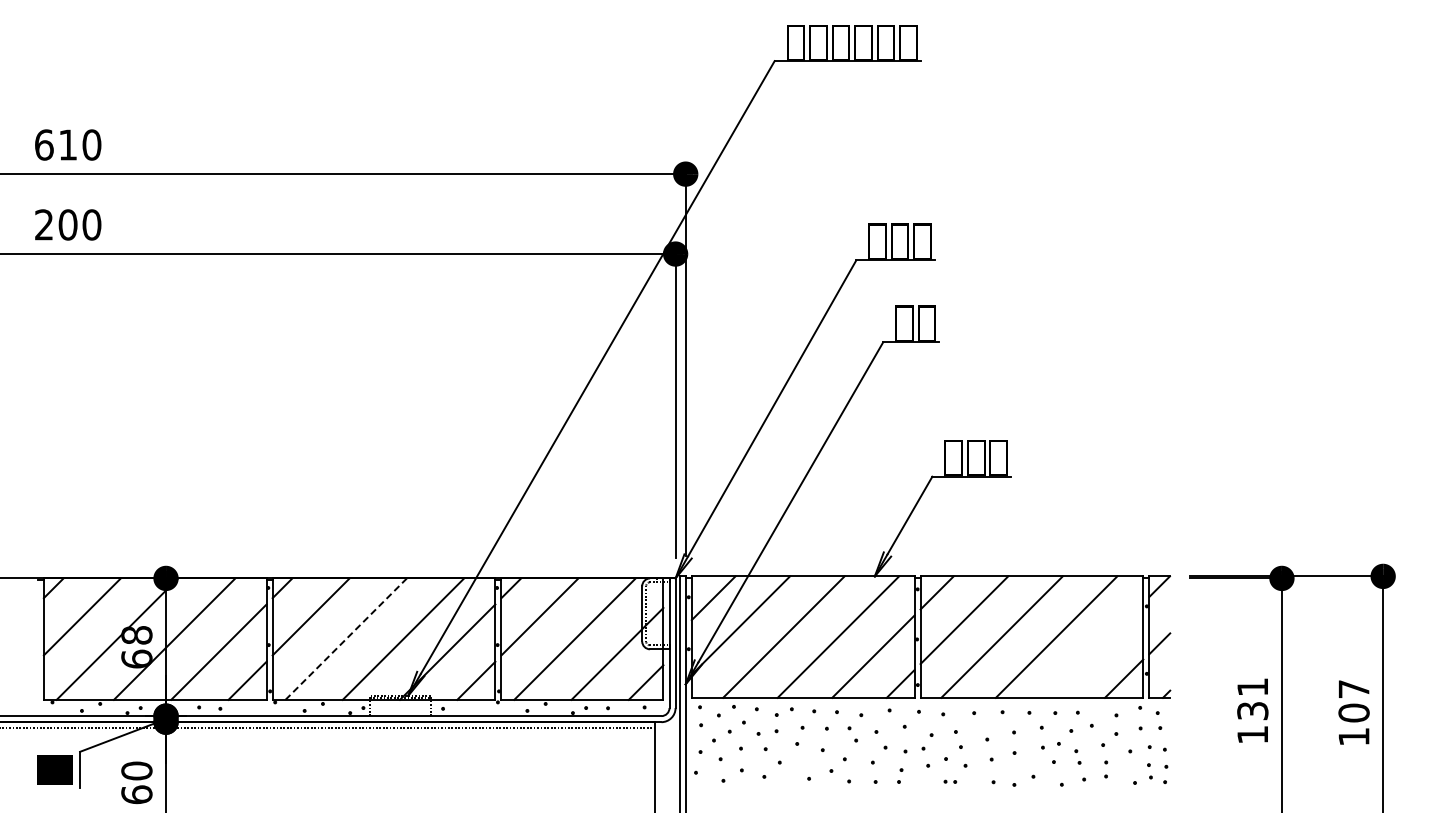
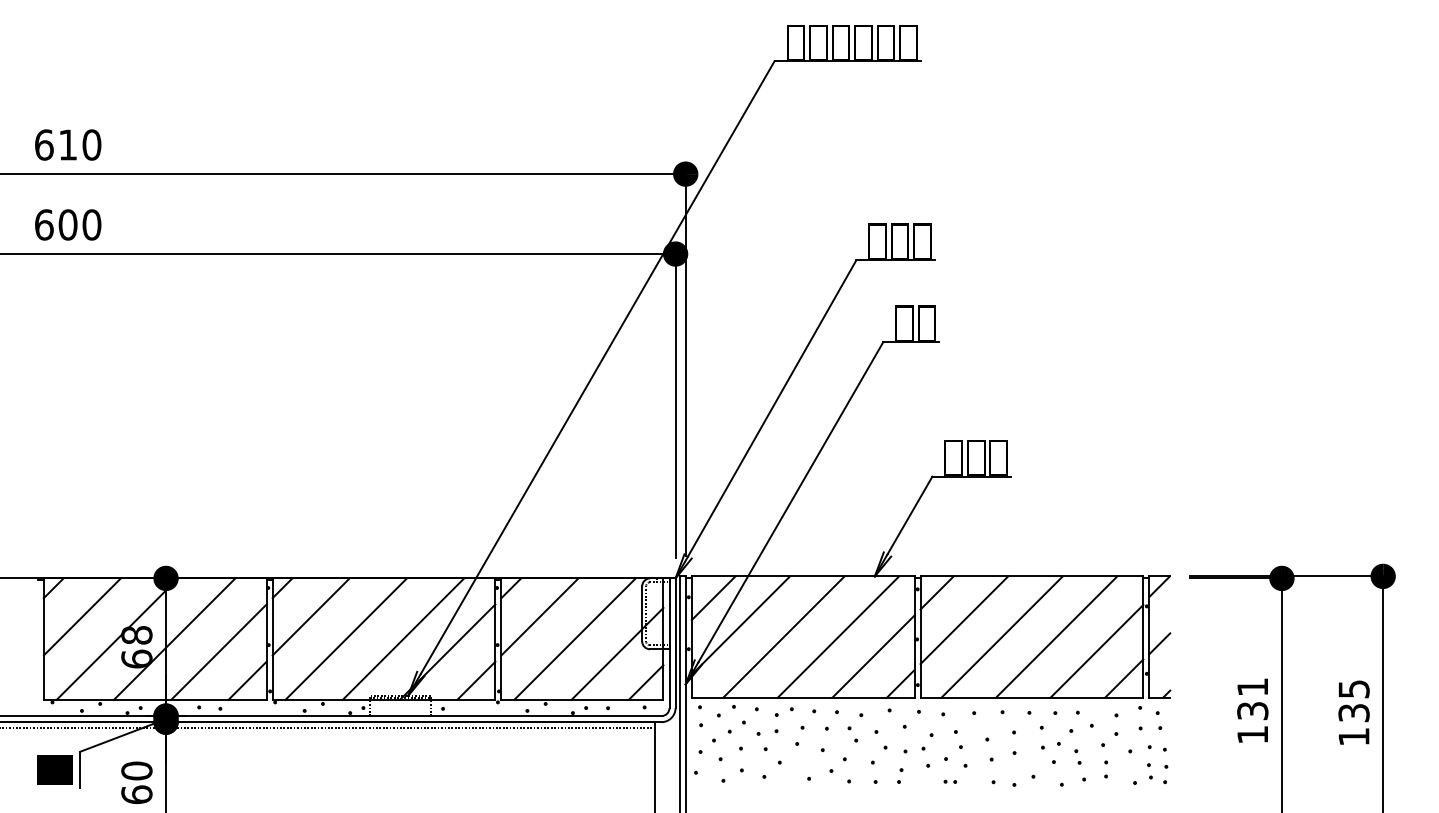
text: 200 -> 600 (44, 224)
line: dashed -> solid (346, 639)
line: none -> present (1096, 650)
text: 107 -> 135 (1353, 701)
